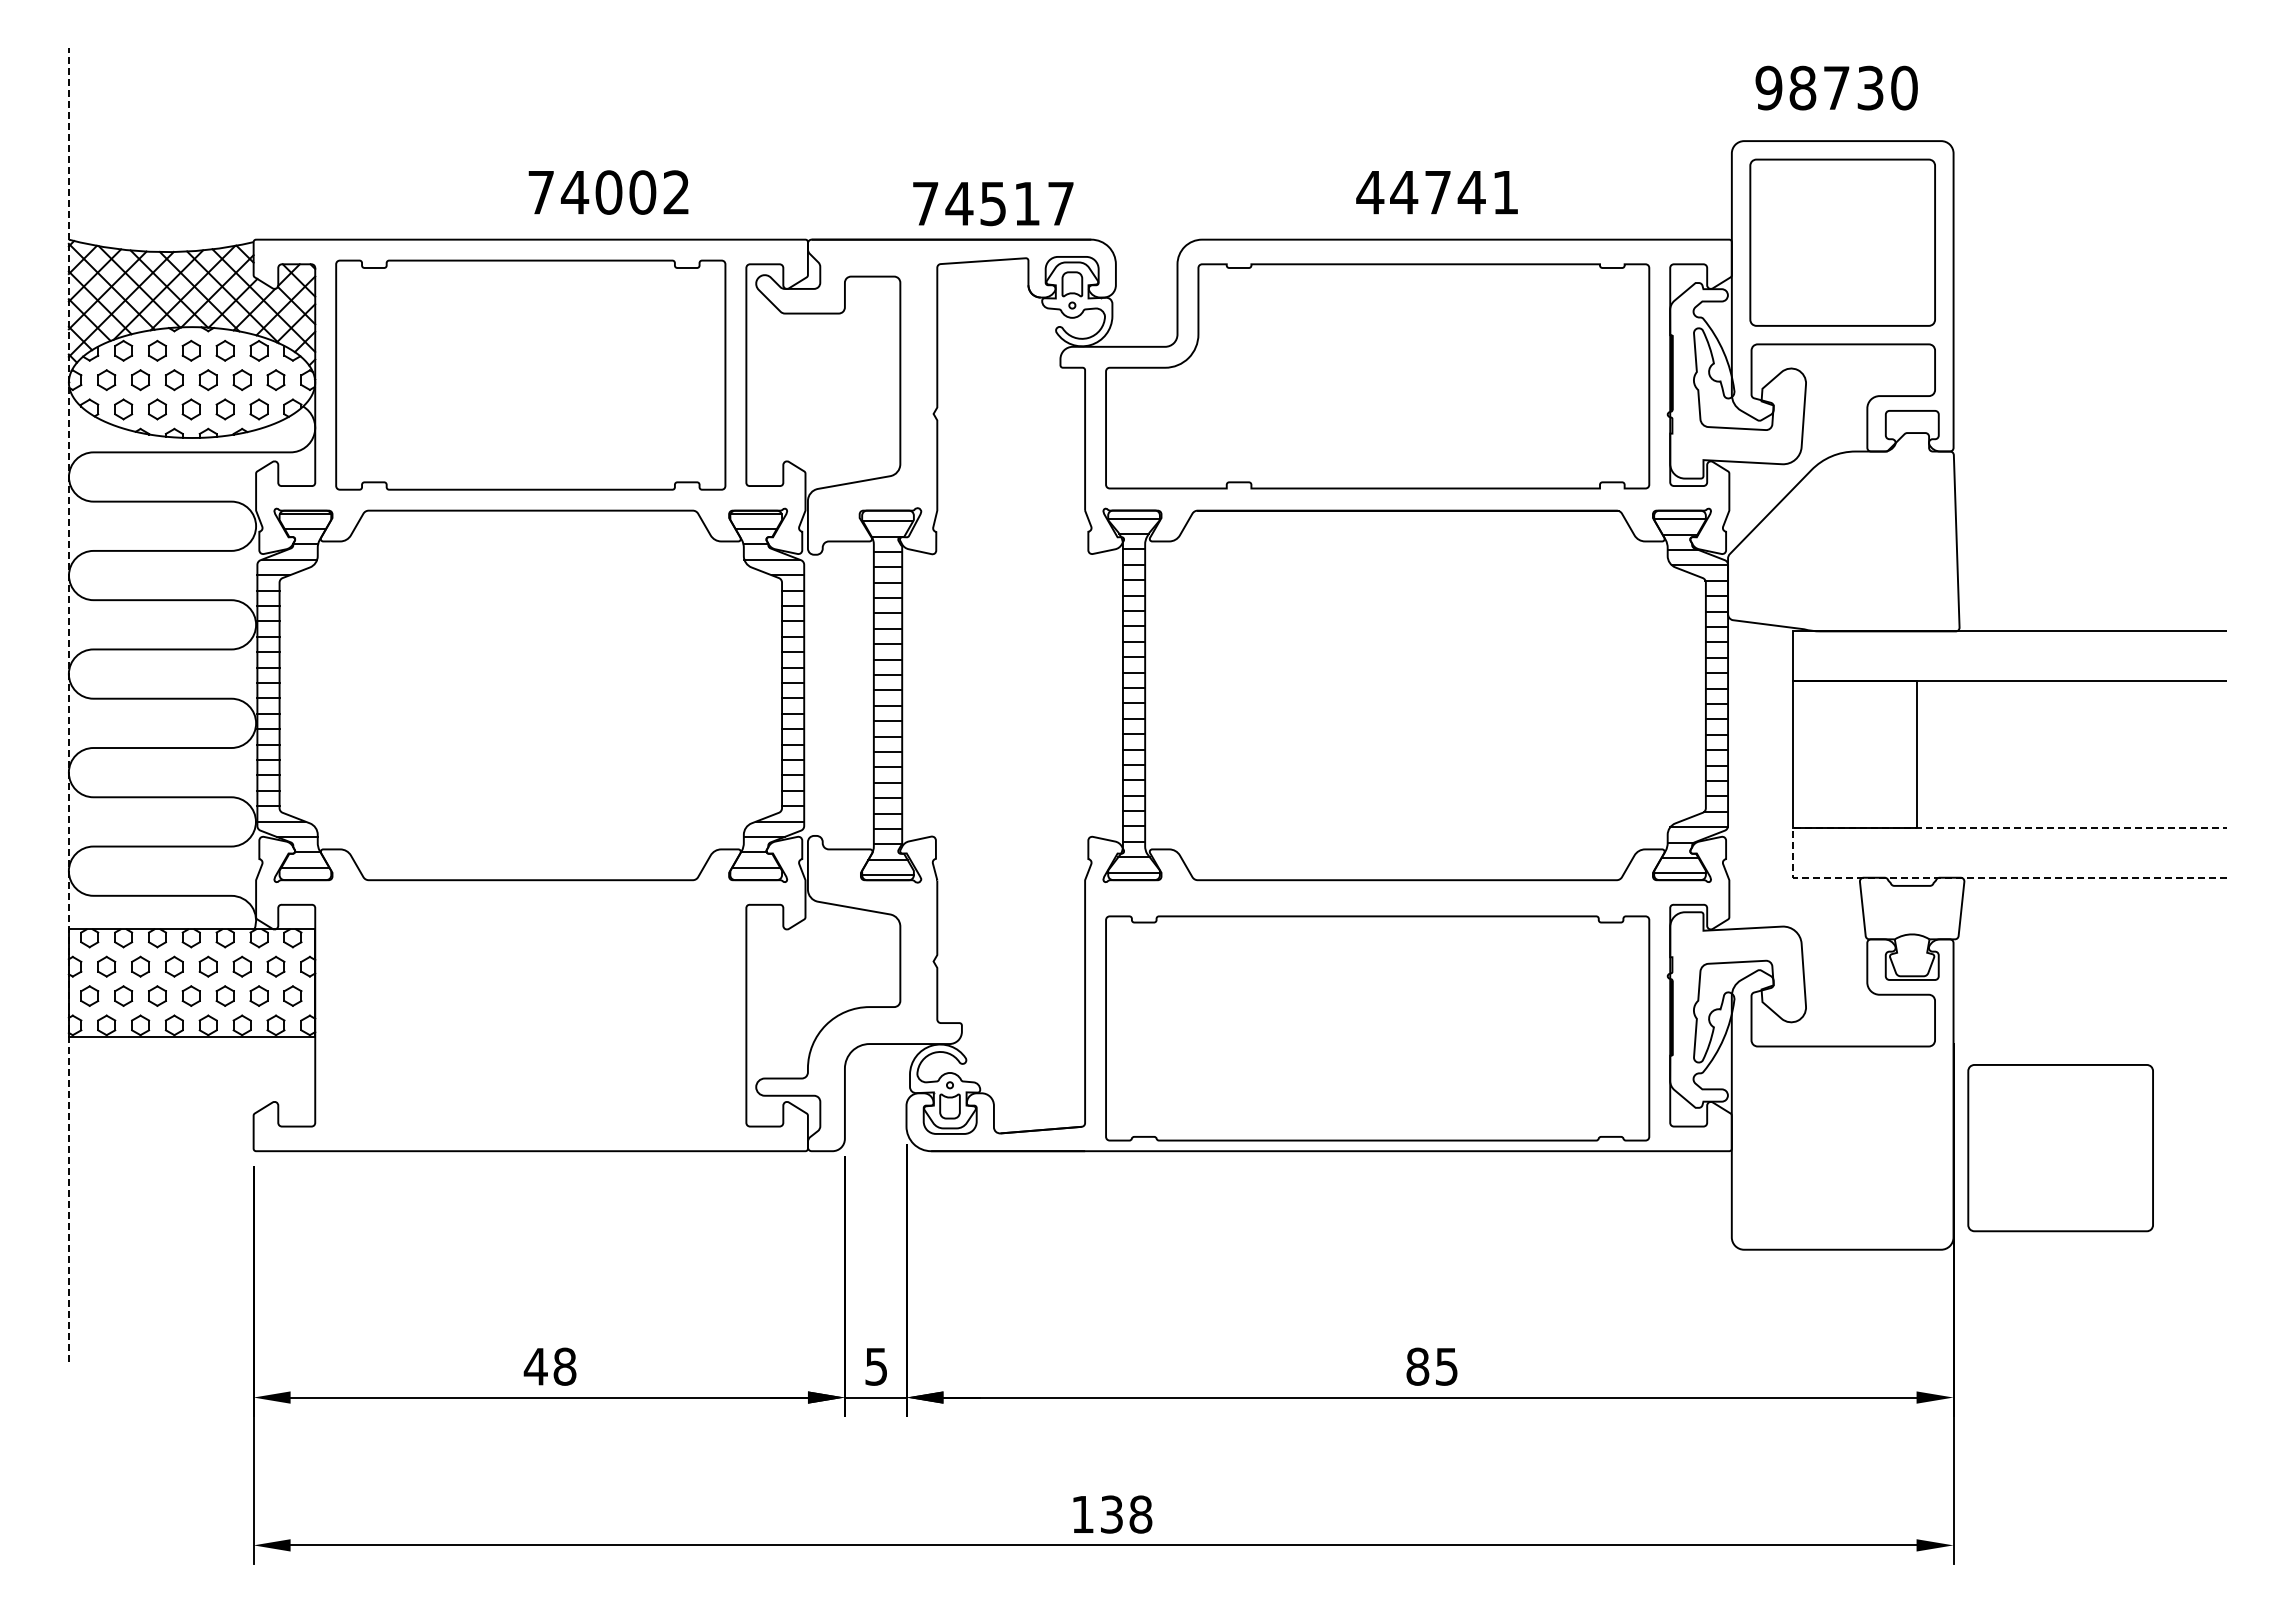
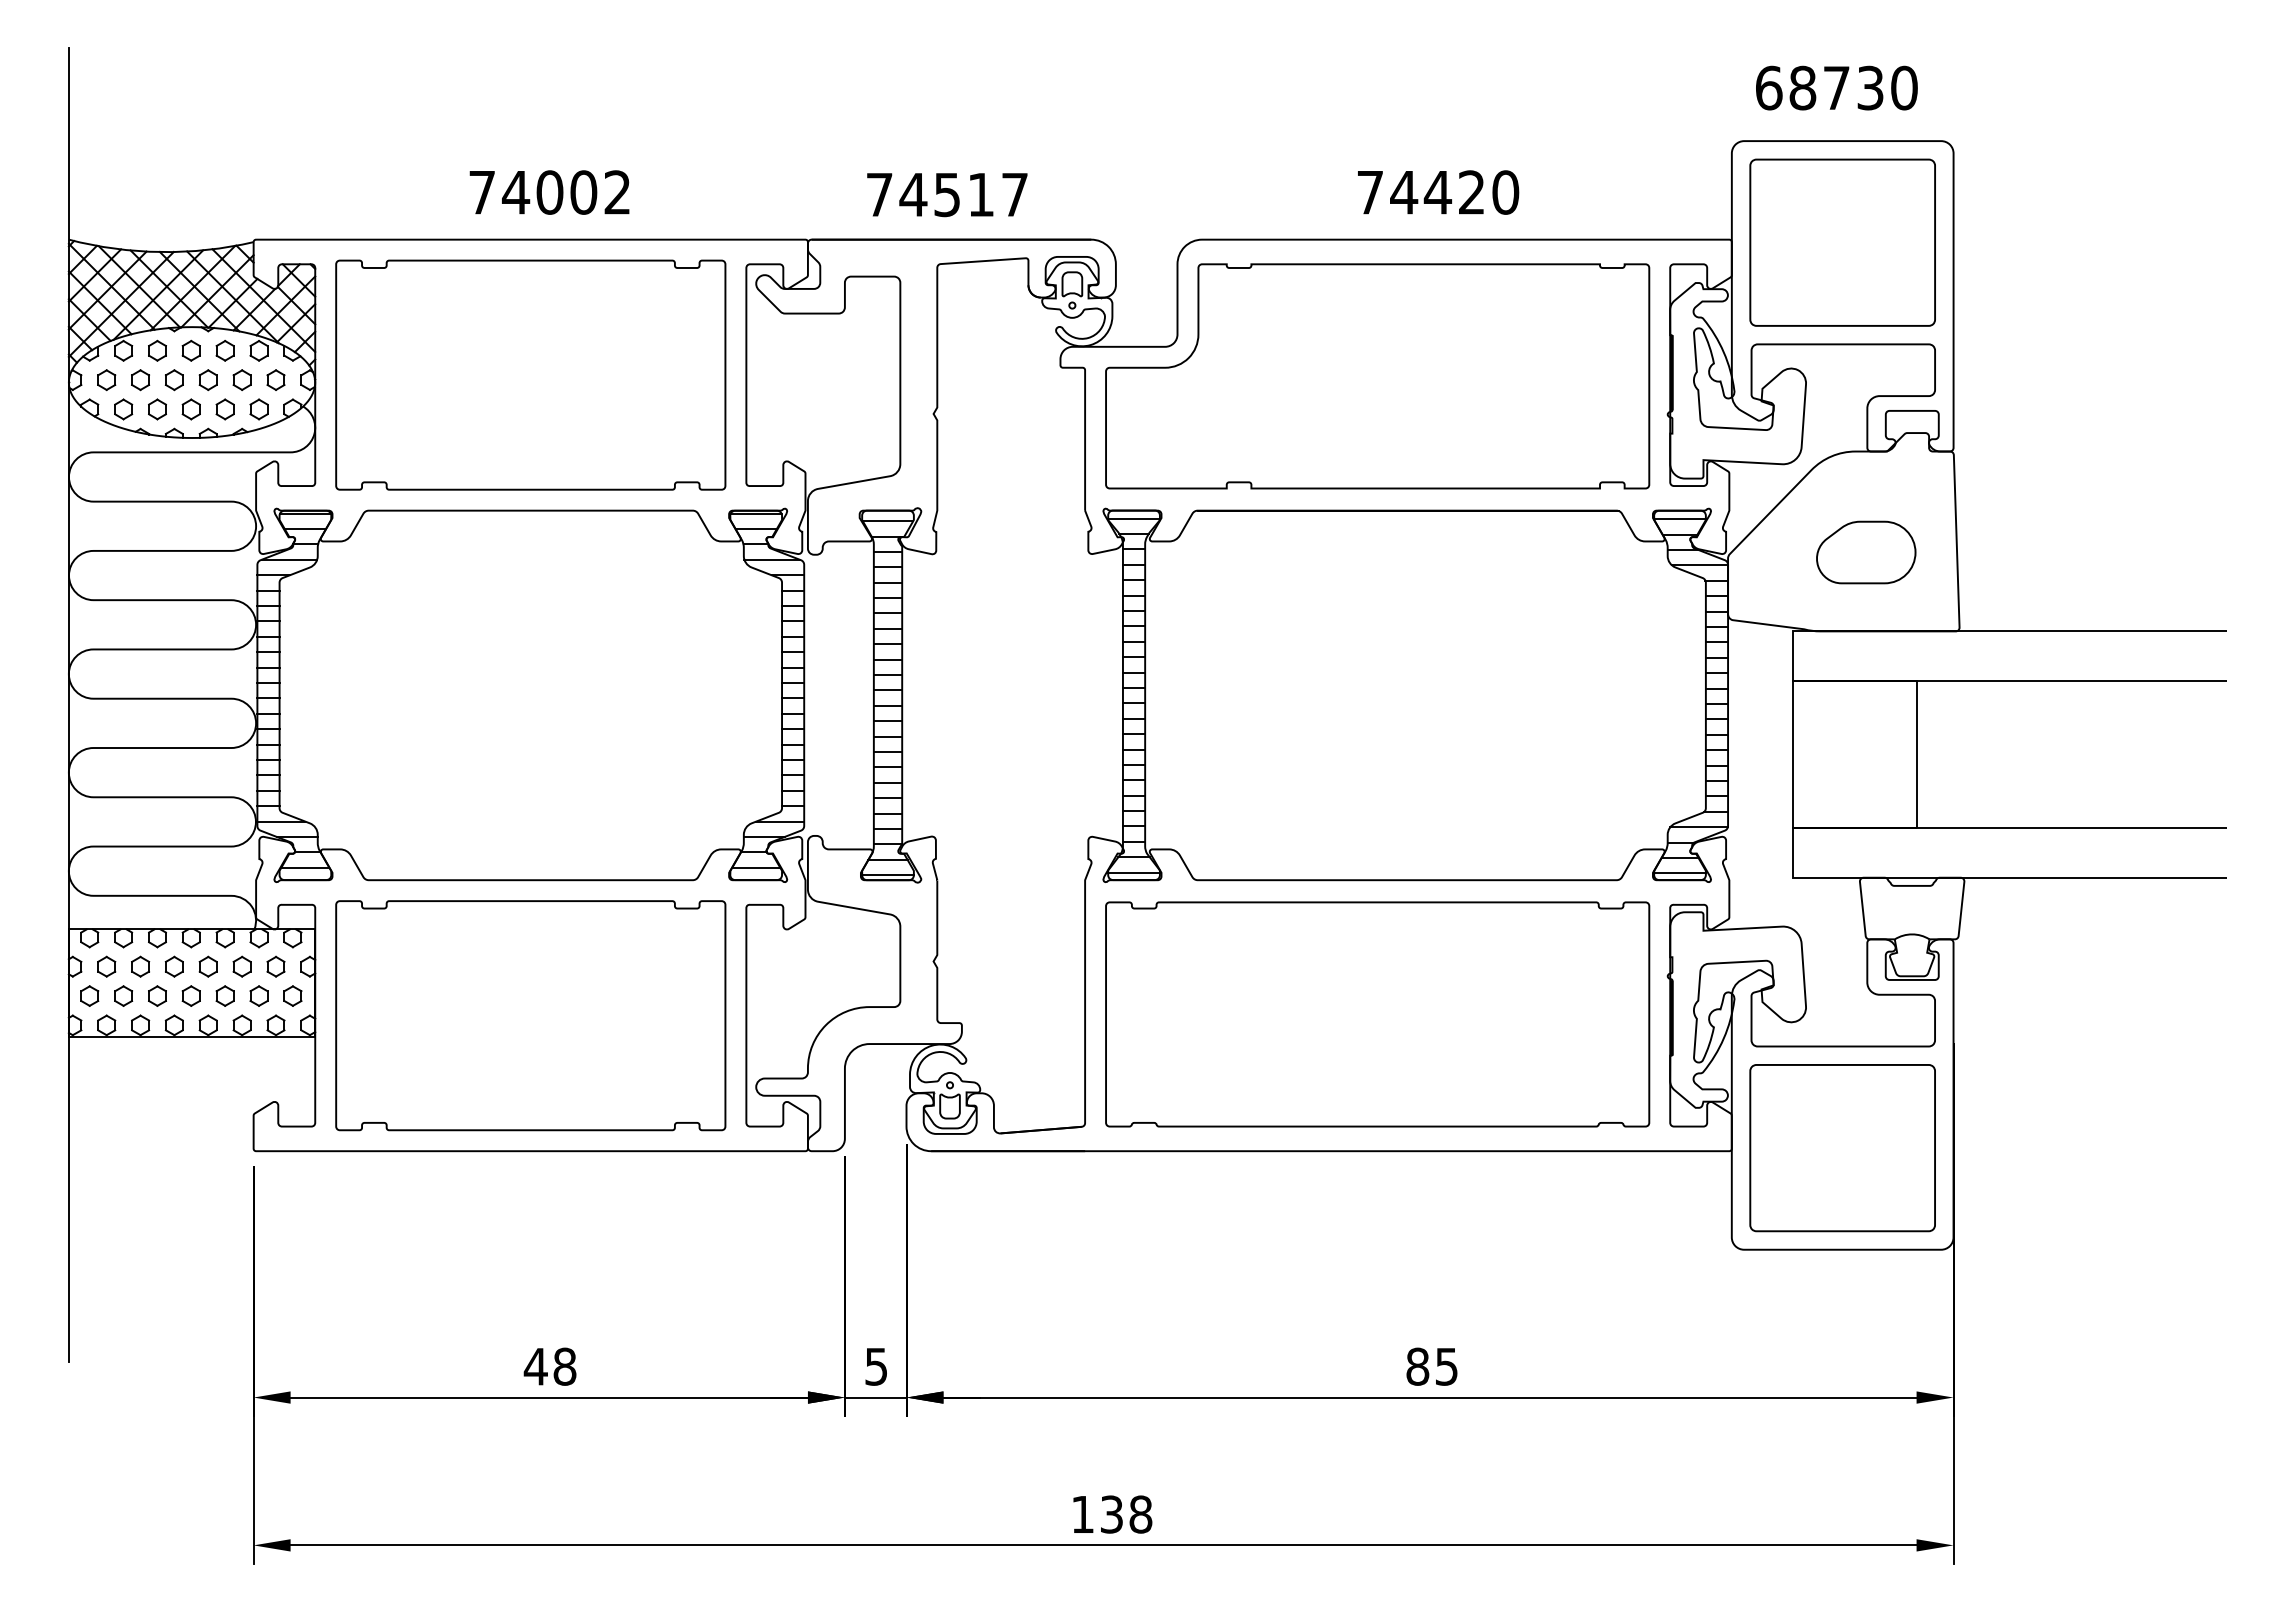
text: 98730 -> 68730 (1768, 87)
text position: (608, 192) -> (549, 192) (549, 192)
text: 44741 -> 74420 (1437, 192)
text position: (993, 204) -> (947, 195) (947, 195)
part: none -> present (1866, 552)
line: dashed -> solid (68, 704)
line: dashed -> solid (1793, 853)
part: none -> present (530, 1015)
part position: (1377, 1028) -> (1377, 1014) (1377, 1014)
part position: (2060, 1148) -> (1842, 1148) (1842, 1148)
